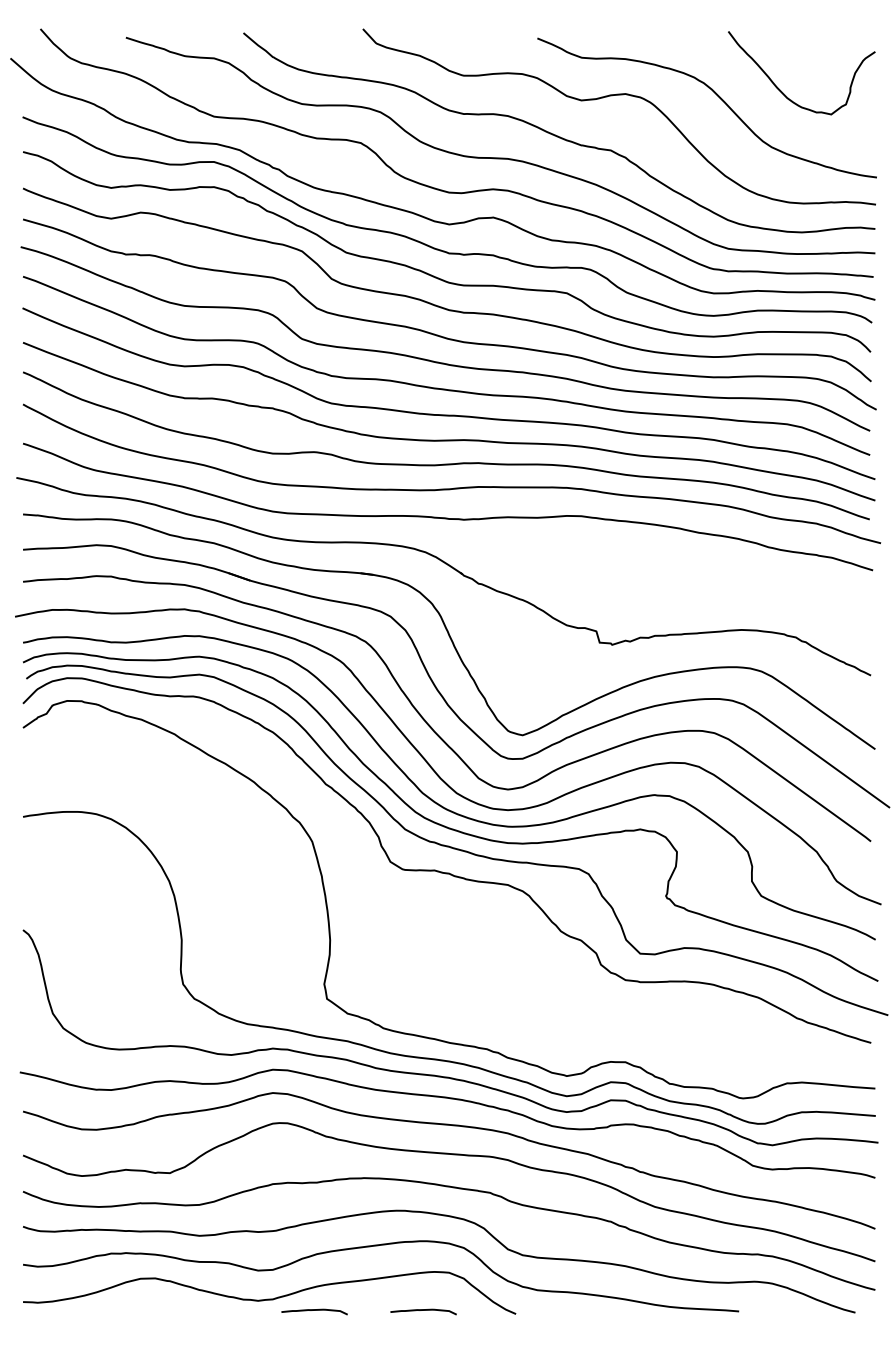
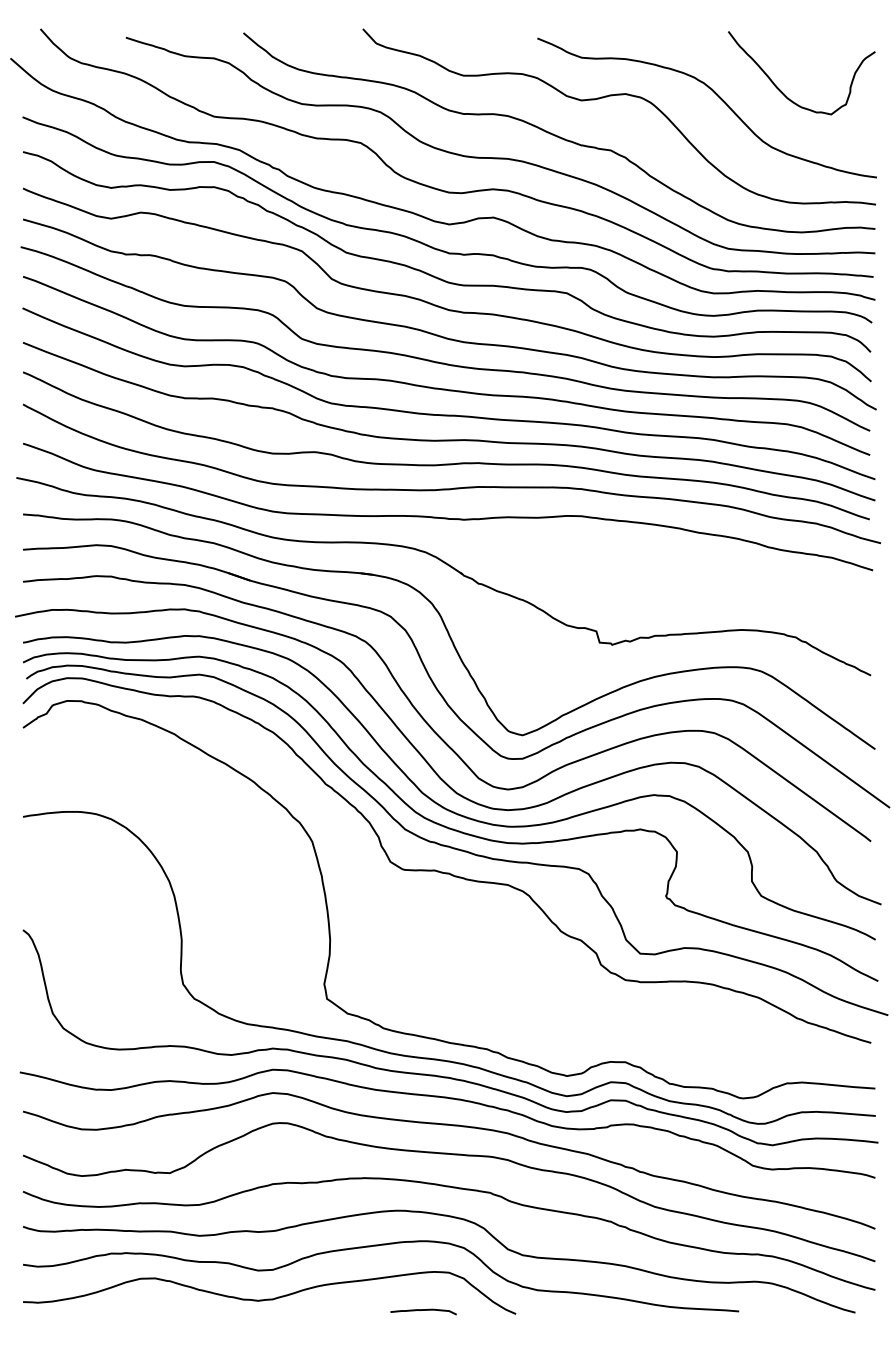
curve: present -> none (314, 1310)
